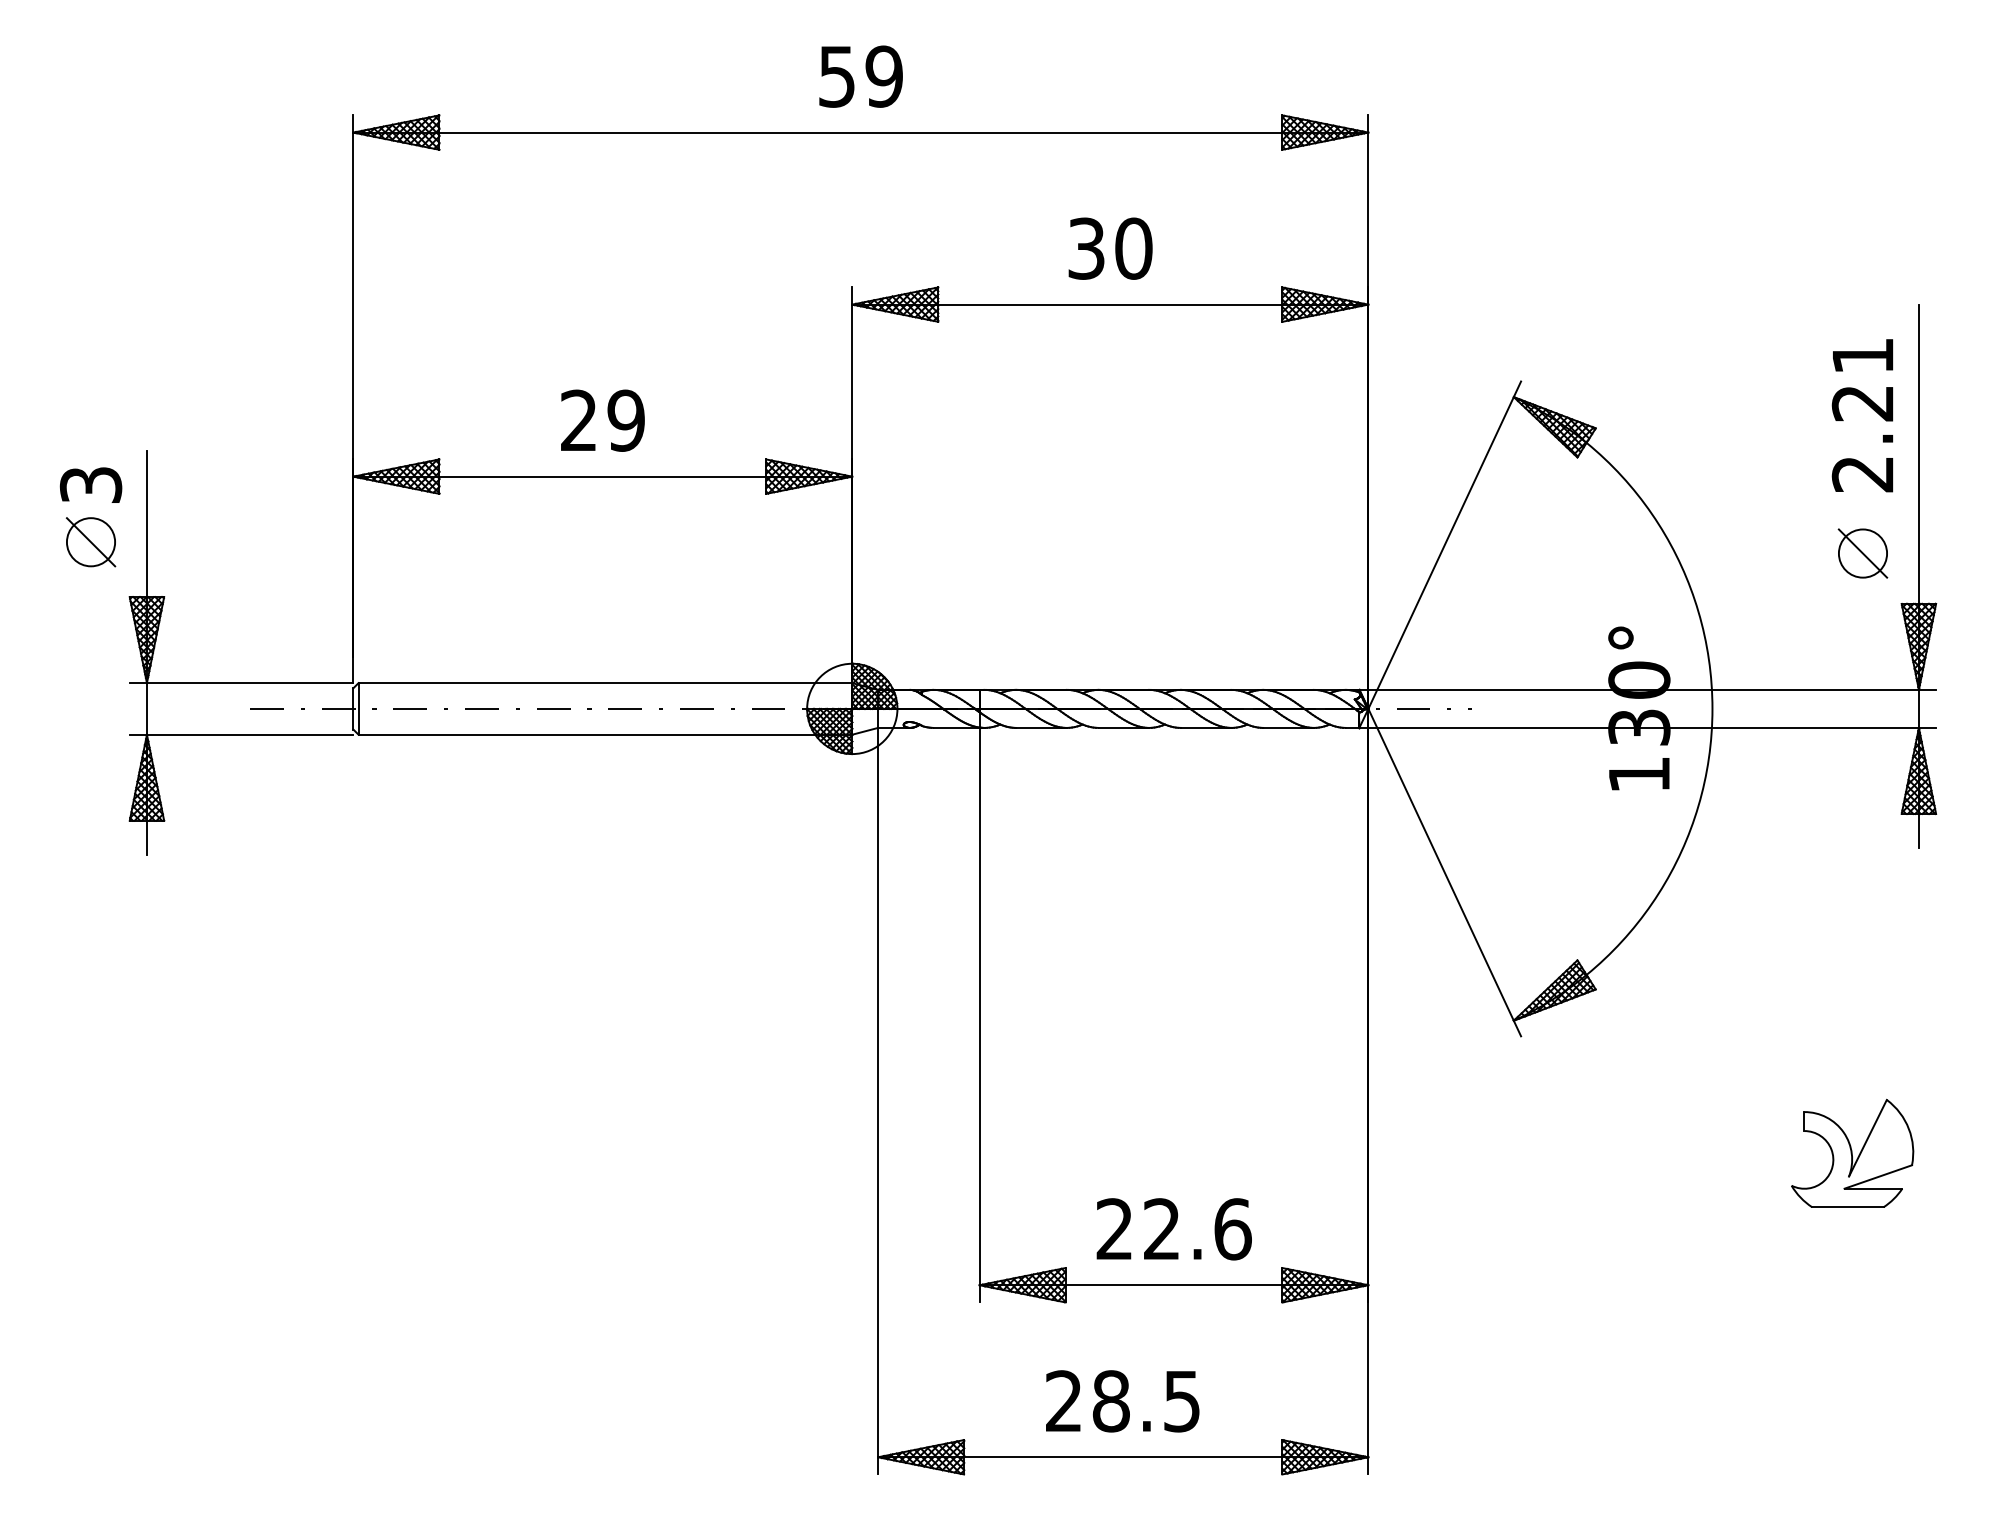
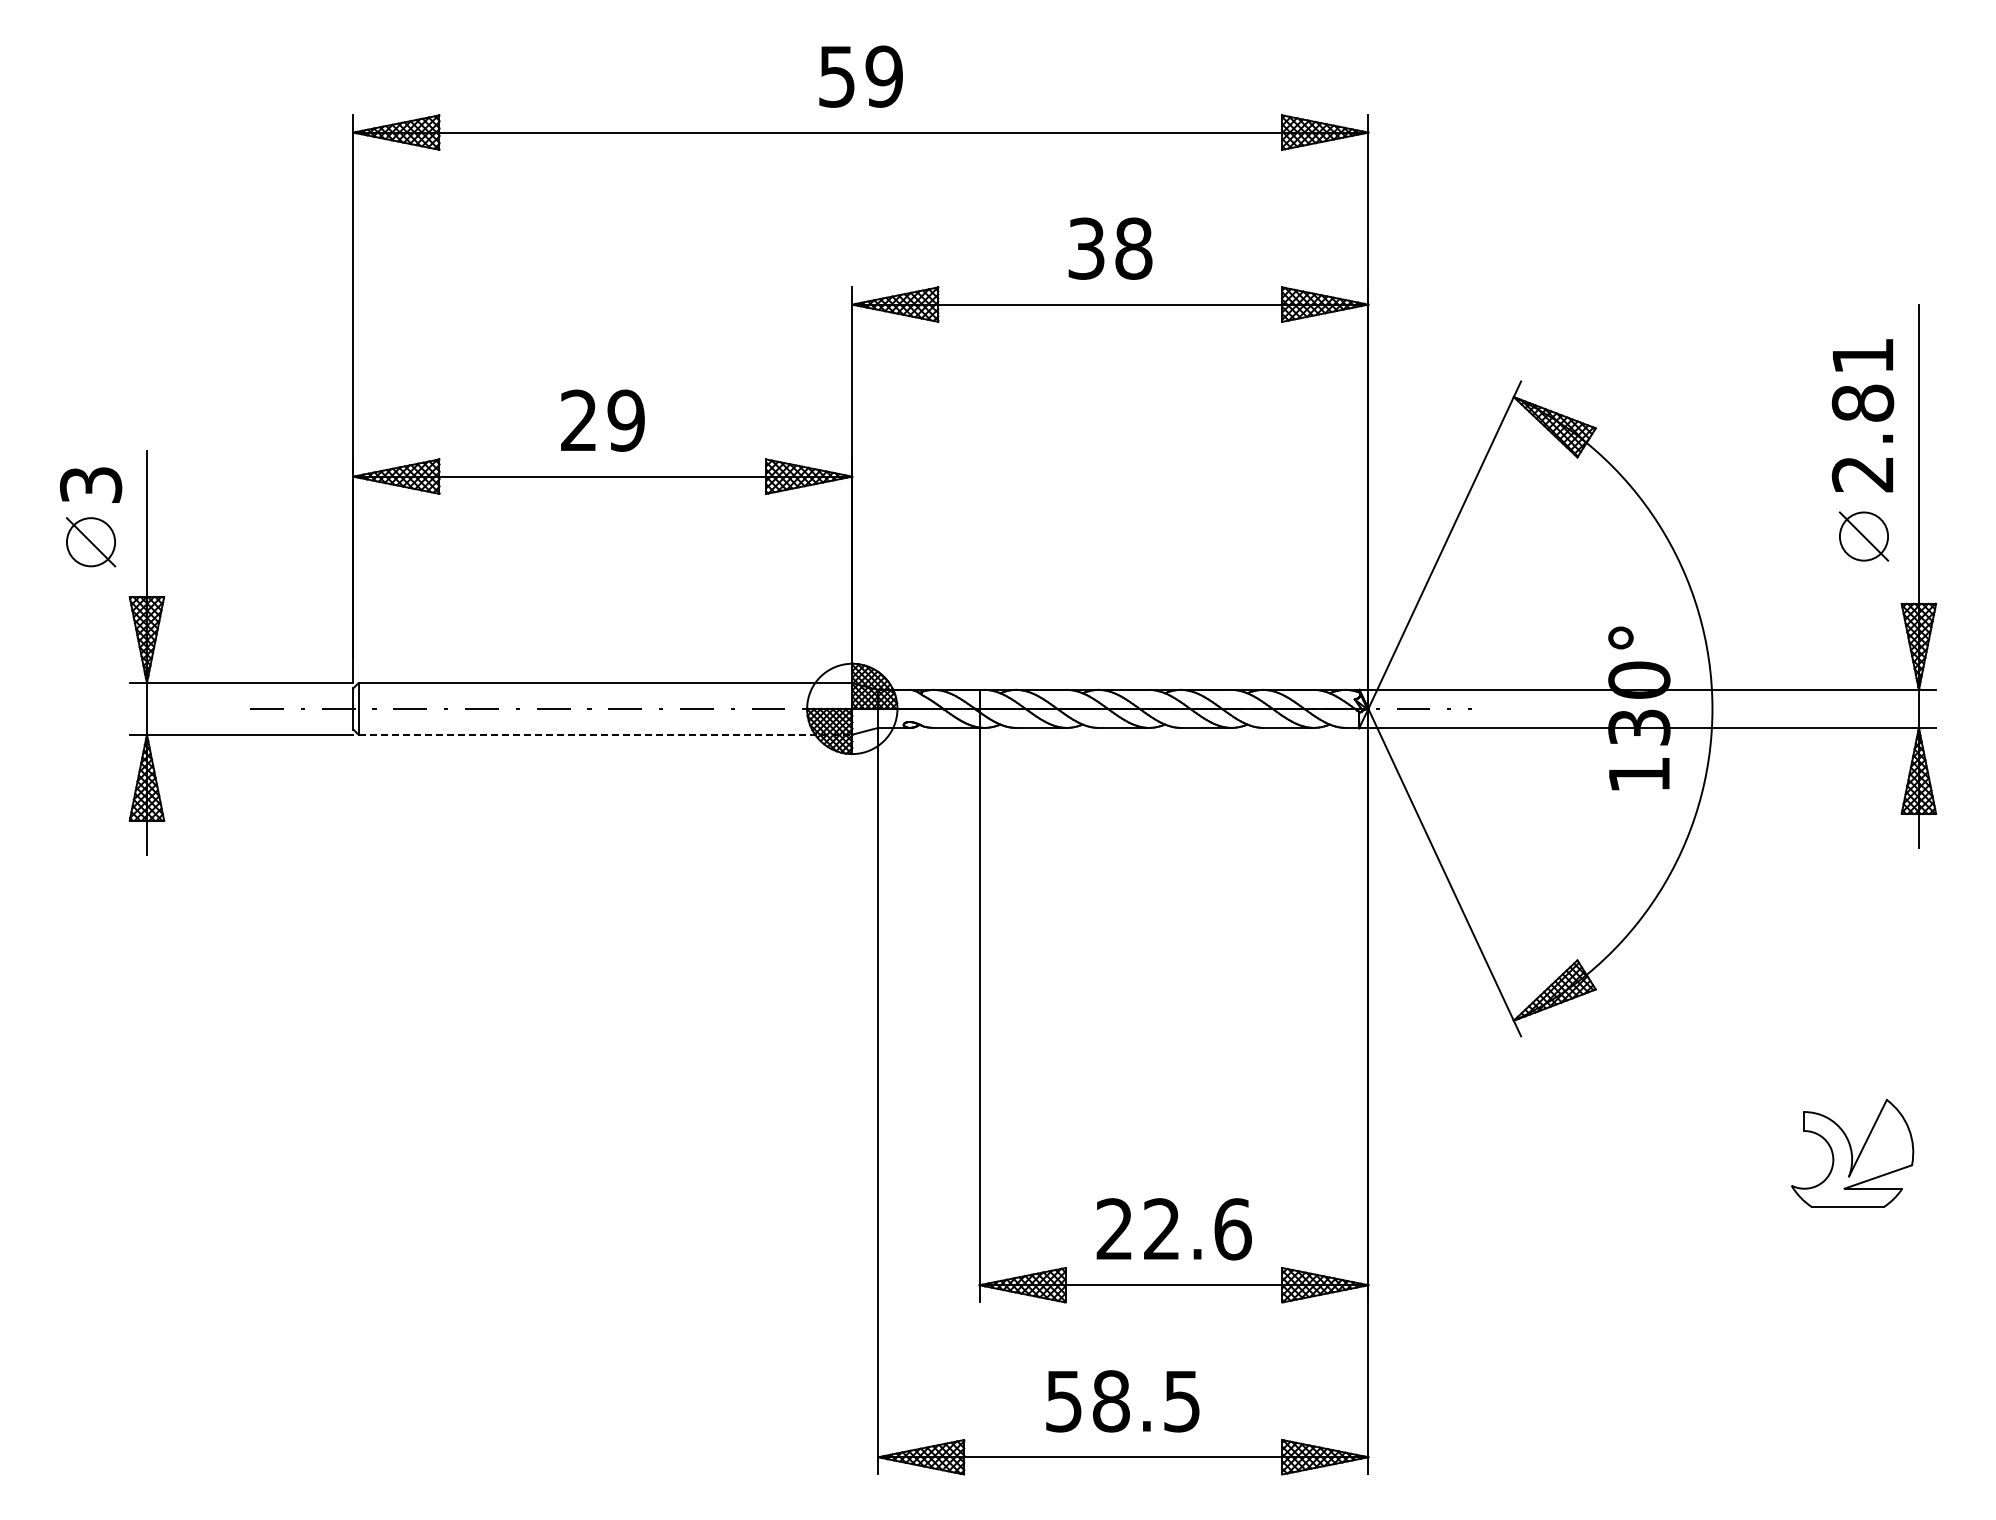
text: 30 -> 38 (1133, 248)
text: 2.21 -> 2.81 (1862, 402)
part position: (1862, 553) -> (1863, 536) (1863, 536)
line: solid -> dashed (605, 734)
text: 28.5 -> 58.5 (1063, 1401)
